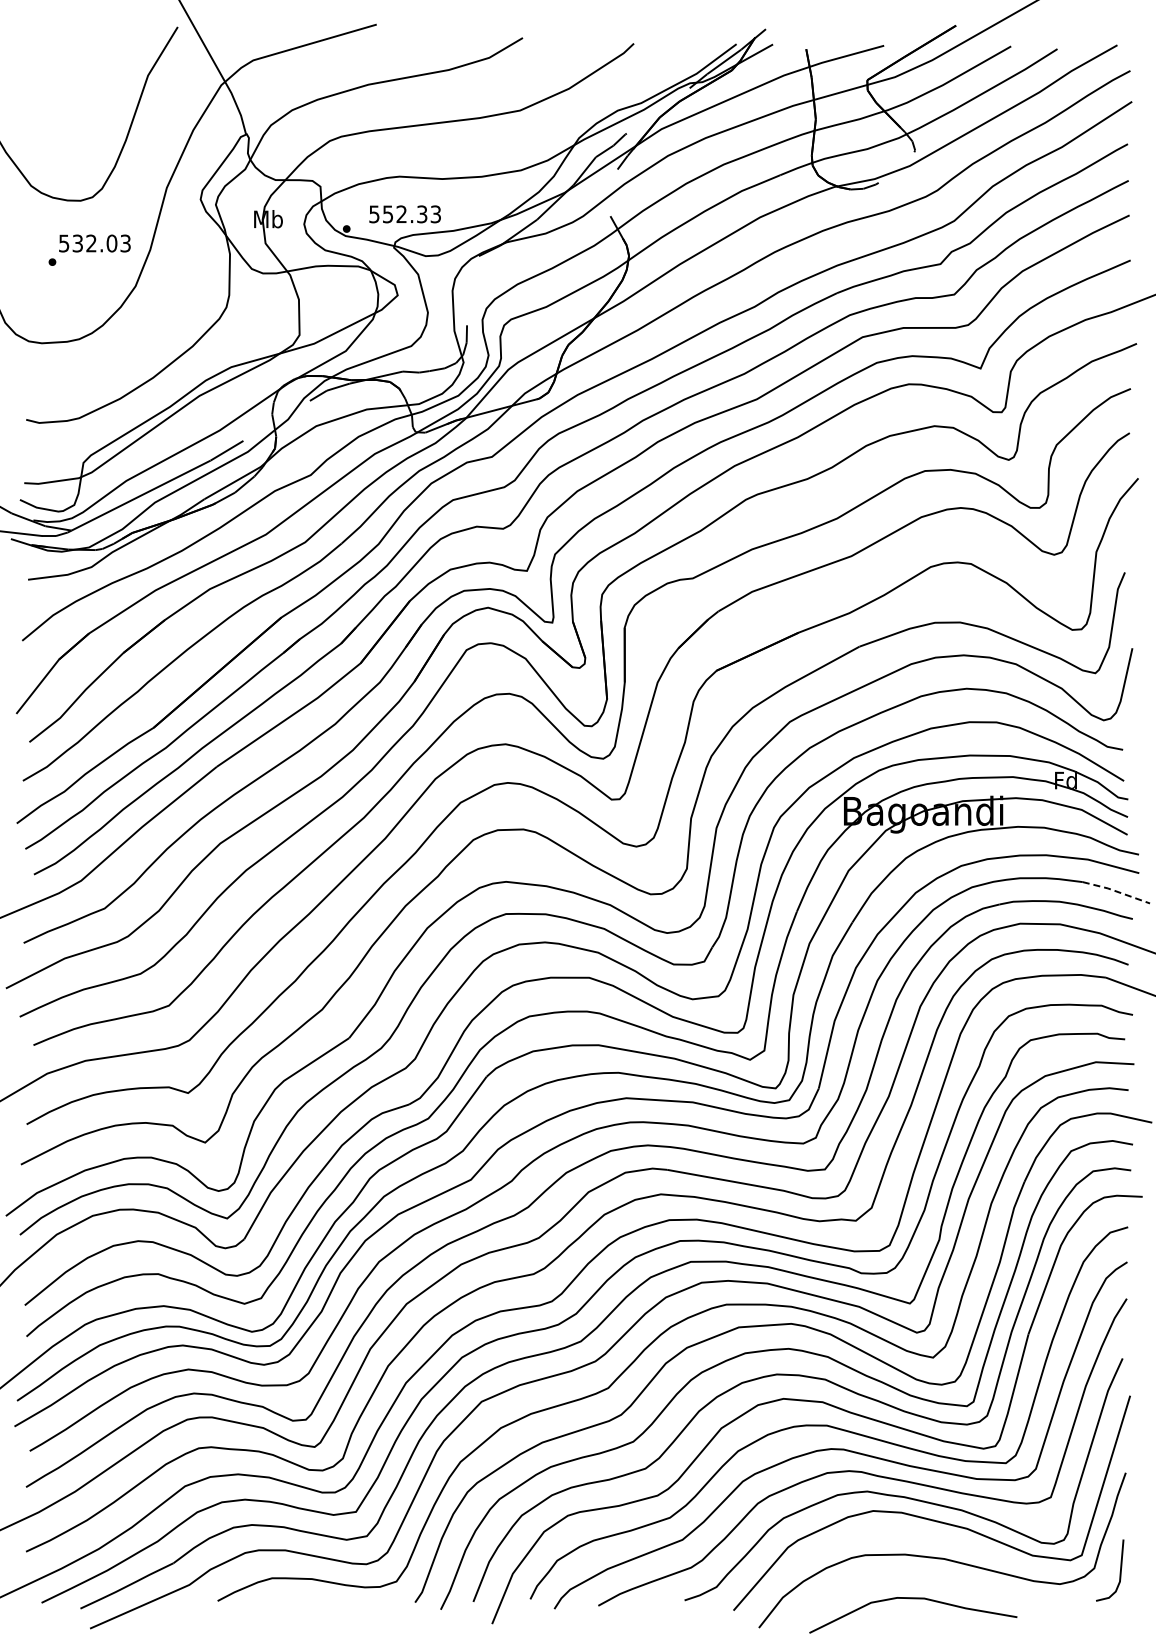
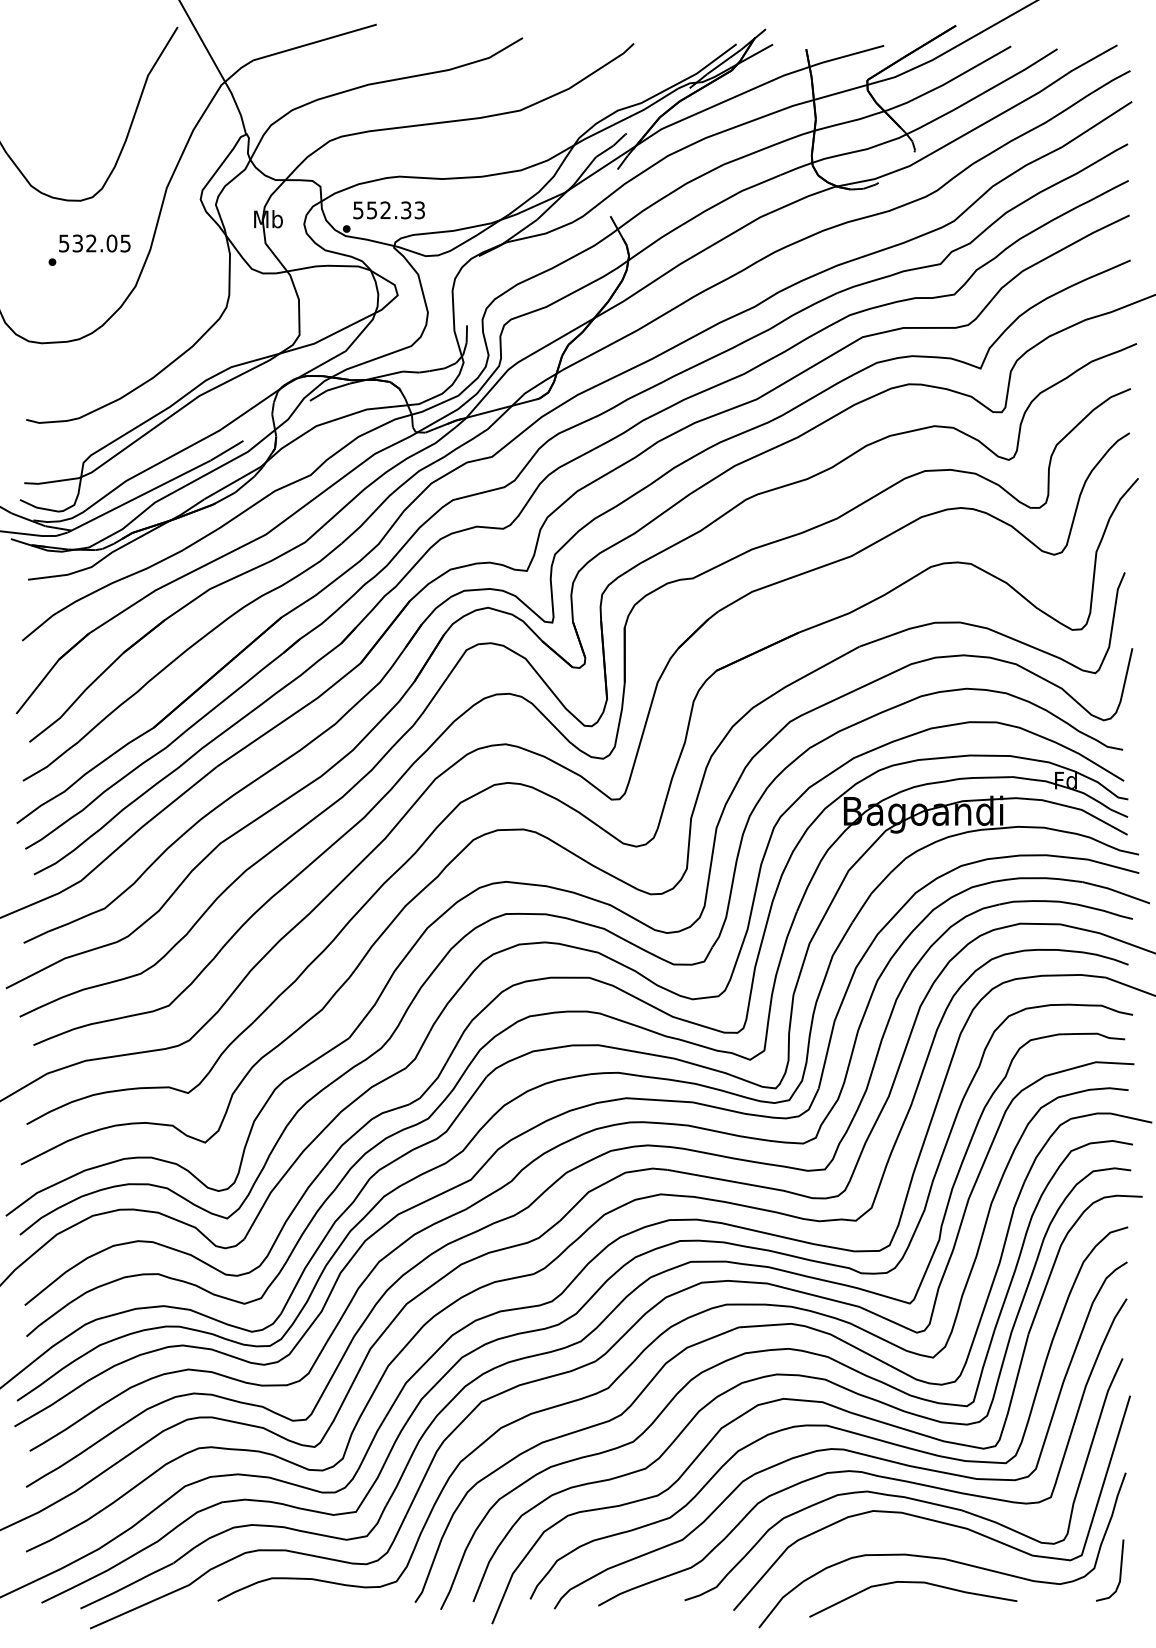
text position: (404, 214) -> (388, 210) (388, 210)
text: 532.03 -> 532.05 (125, 242)
line: dashed -> solid (1116, 891)
curve position: (913, 1599) -> (913, 1583) (913, 1583)
